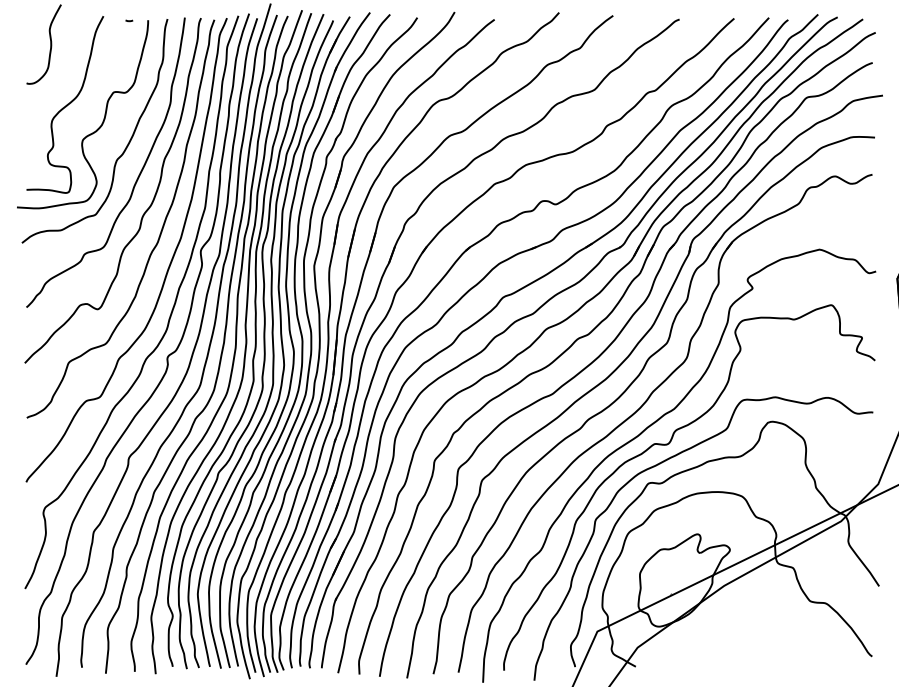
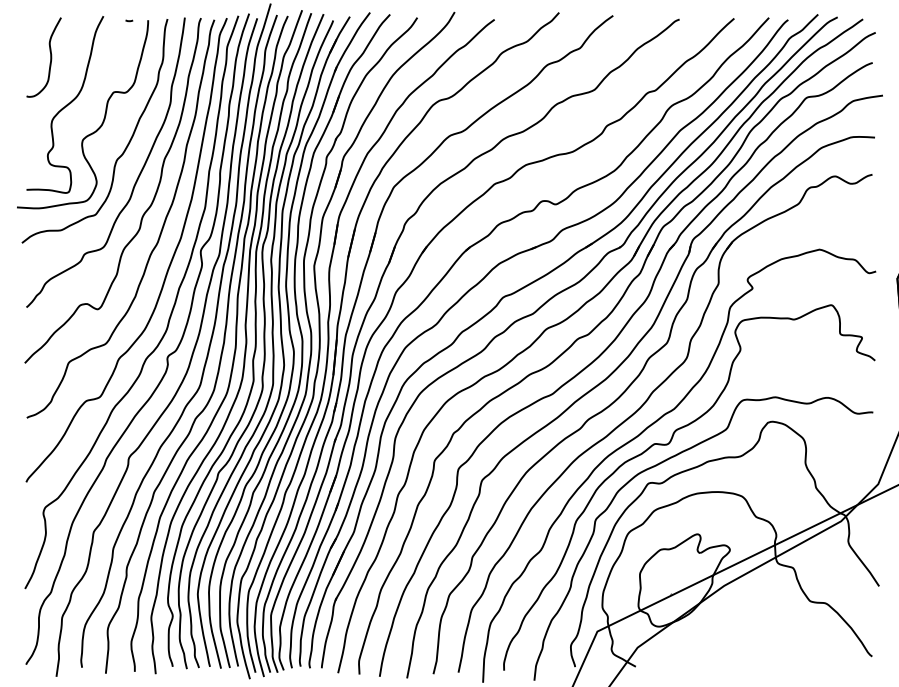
curve position: (50, 44) -> (50, 57) (50, 57)
